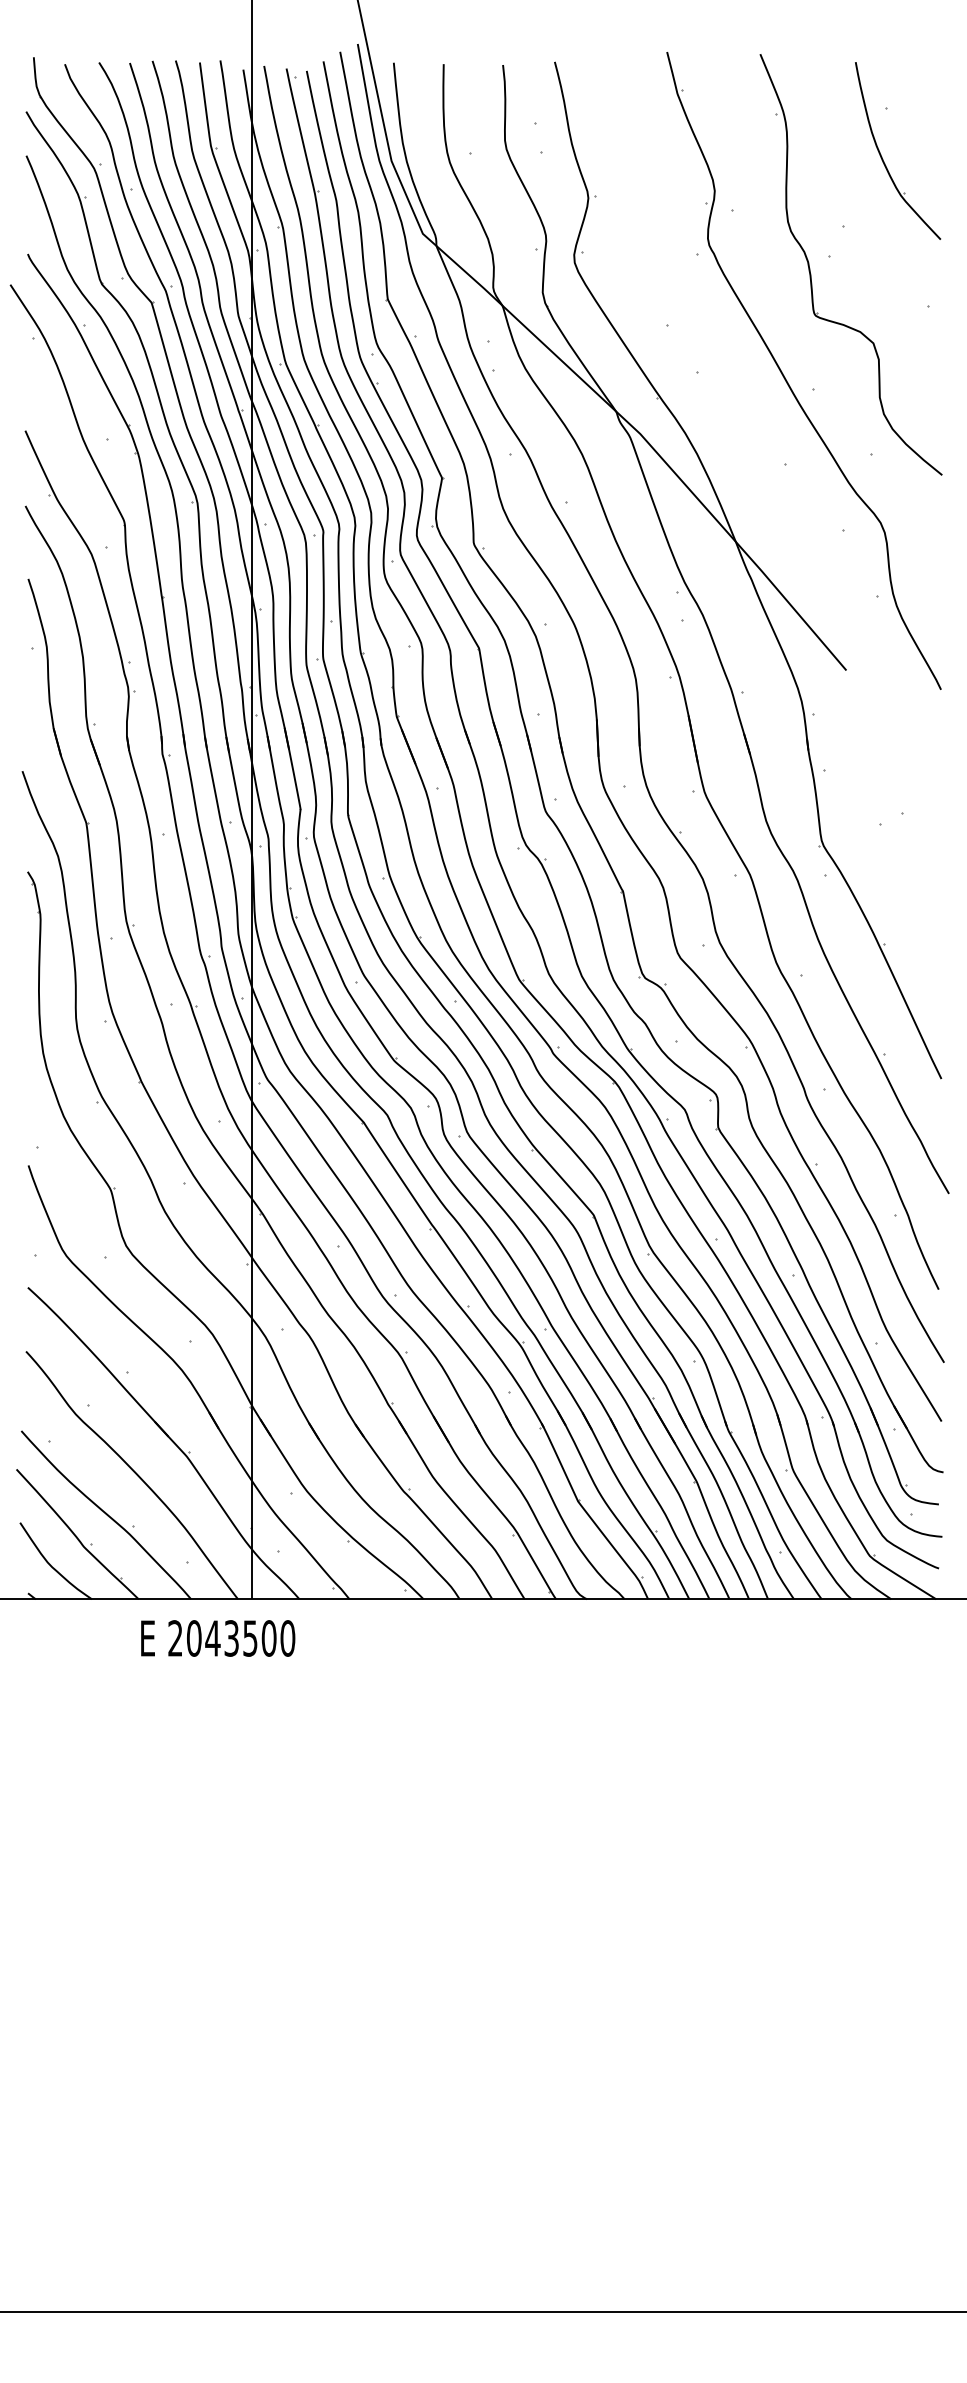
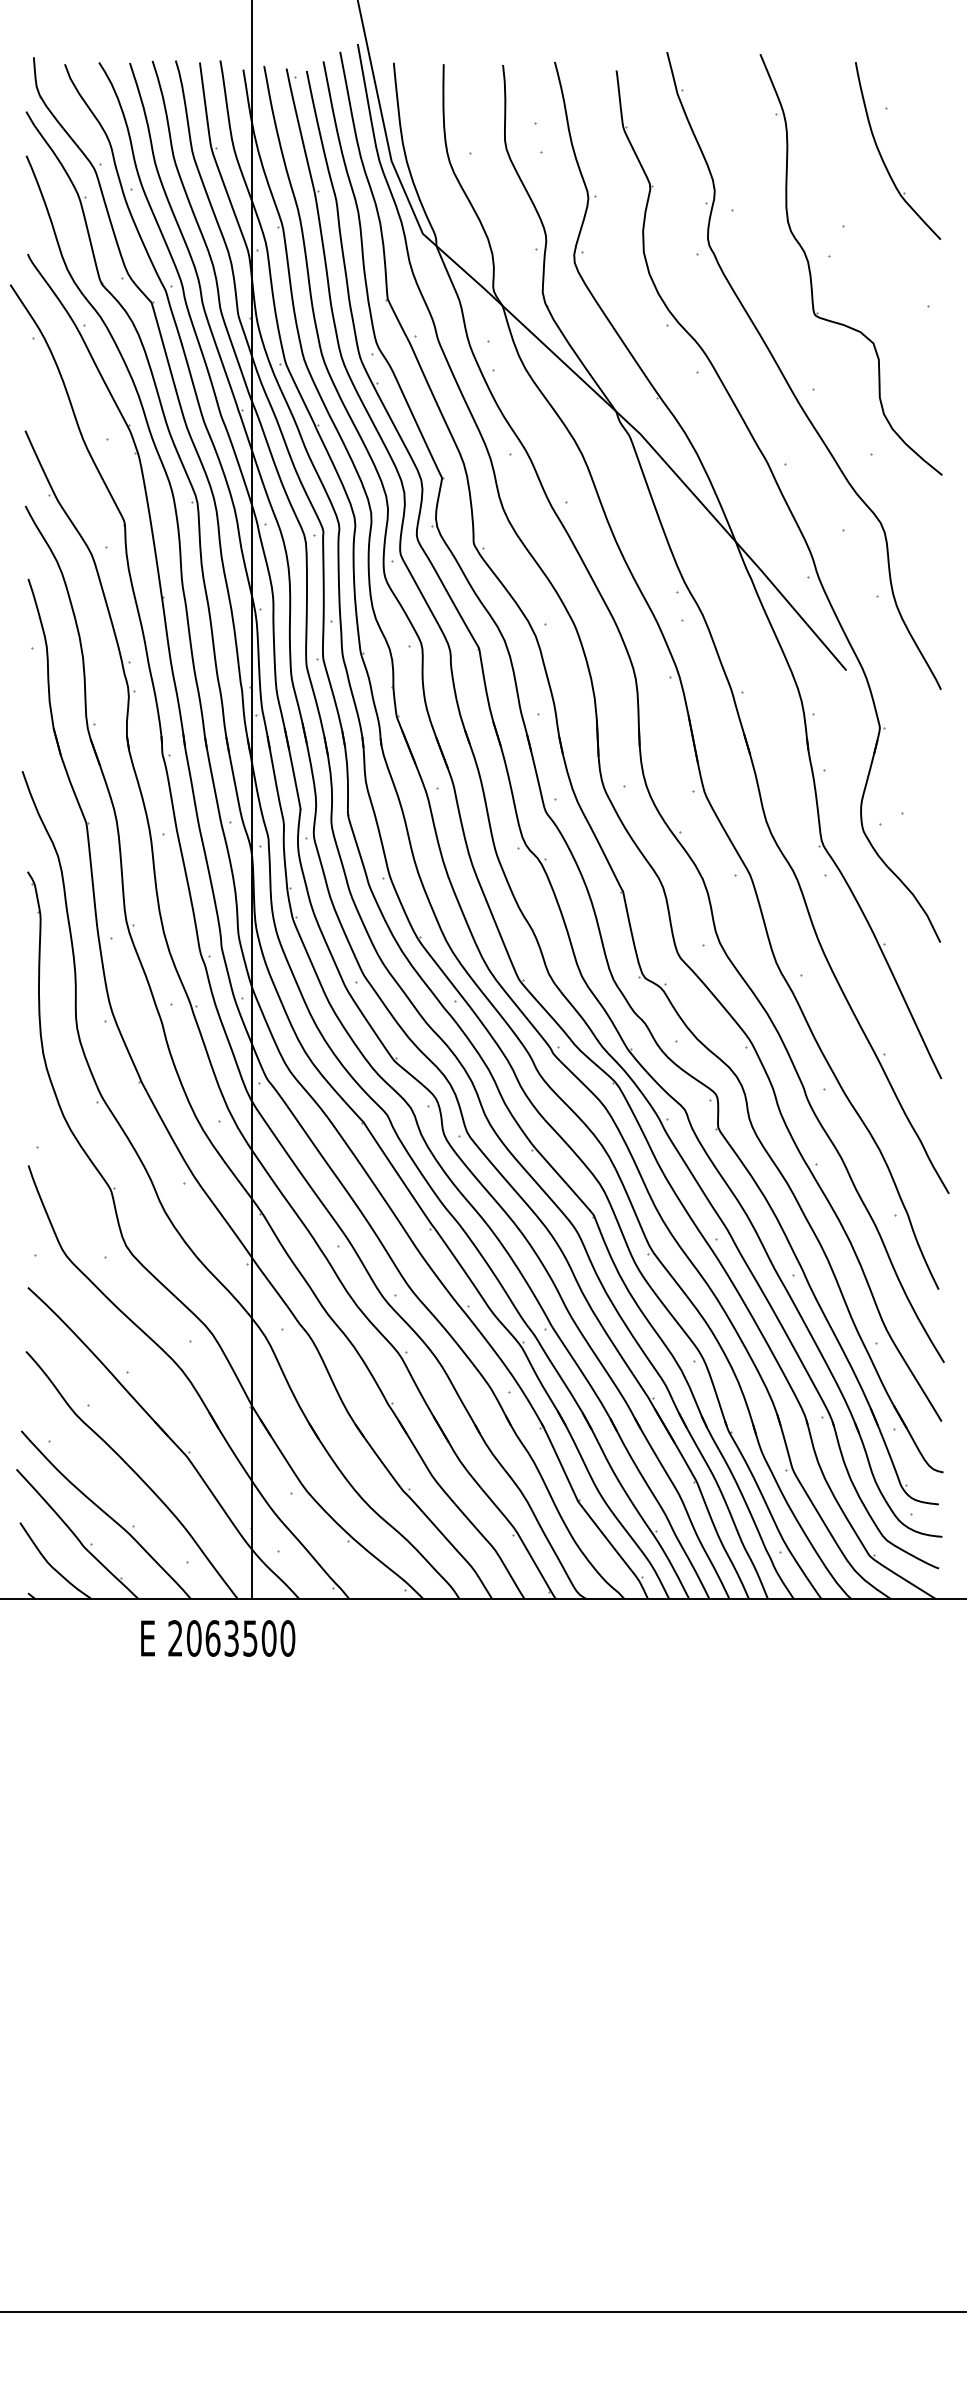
part: none -> present (785, 503)
text: 2043500 -> 2063500 (212, 1638)
